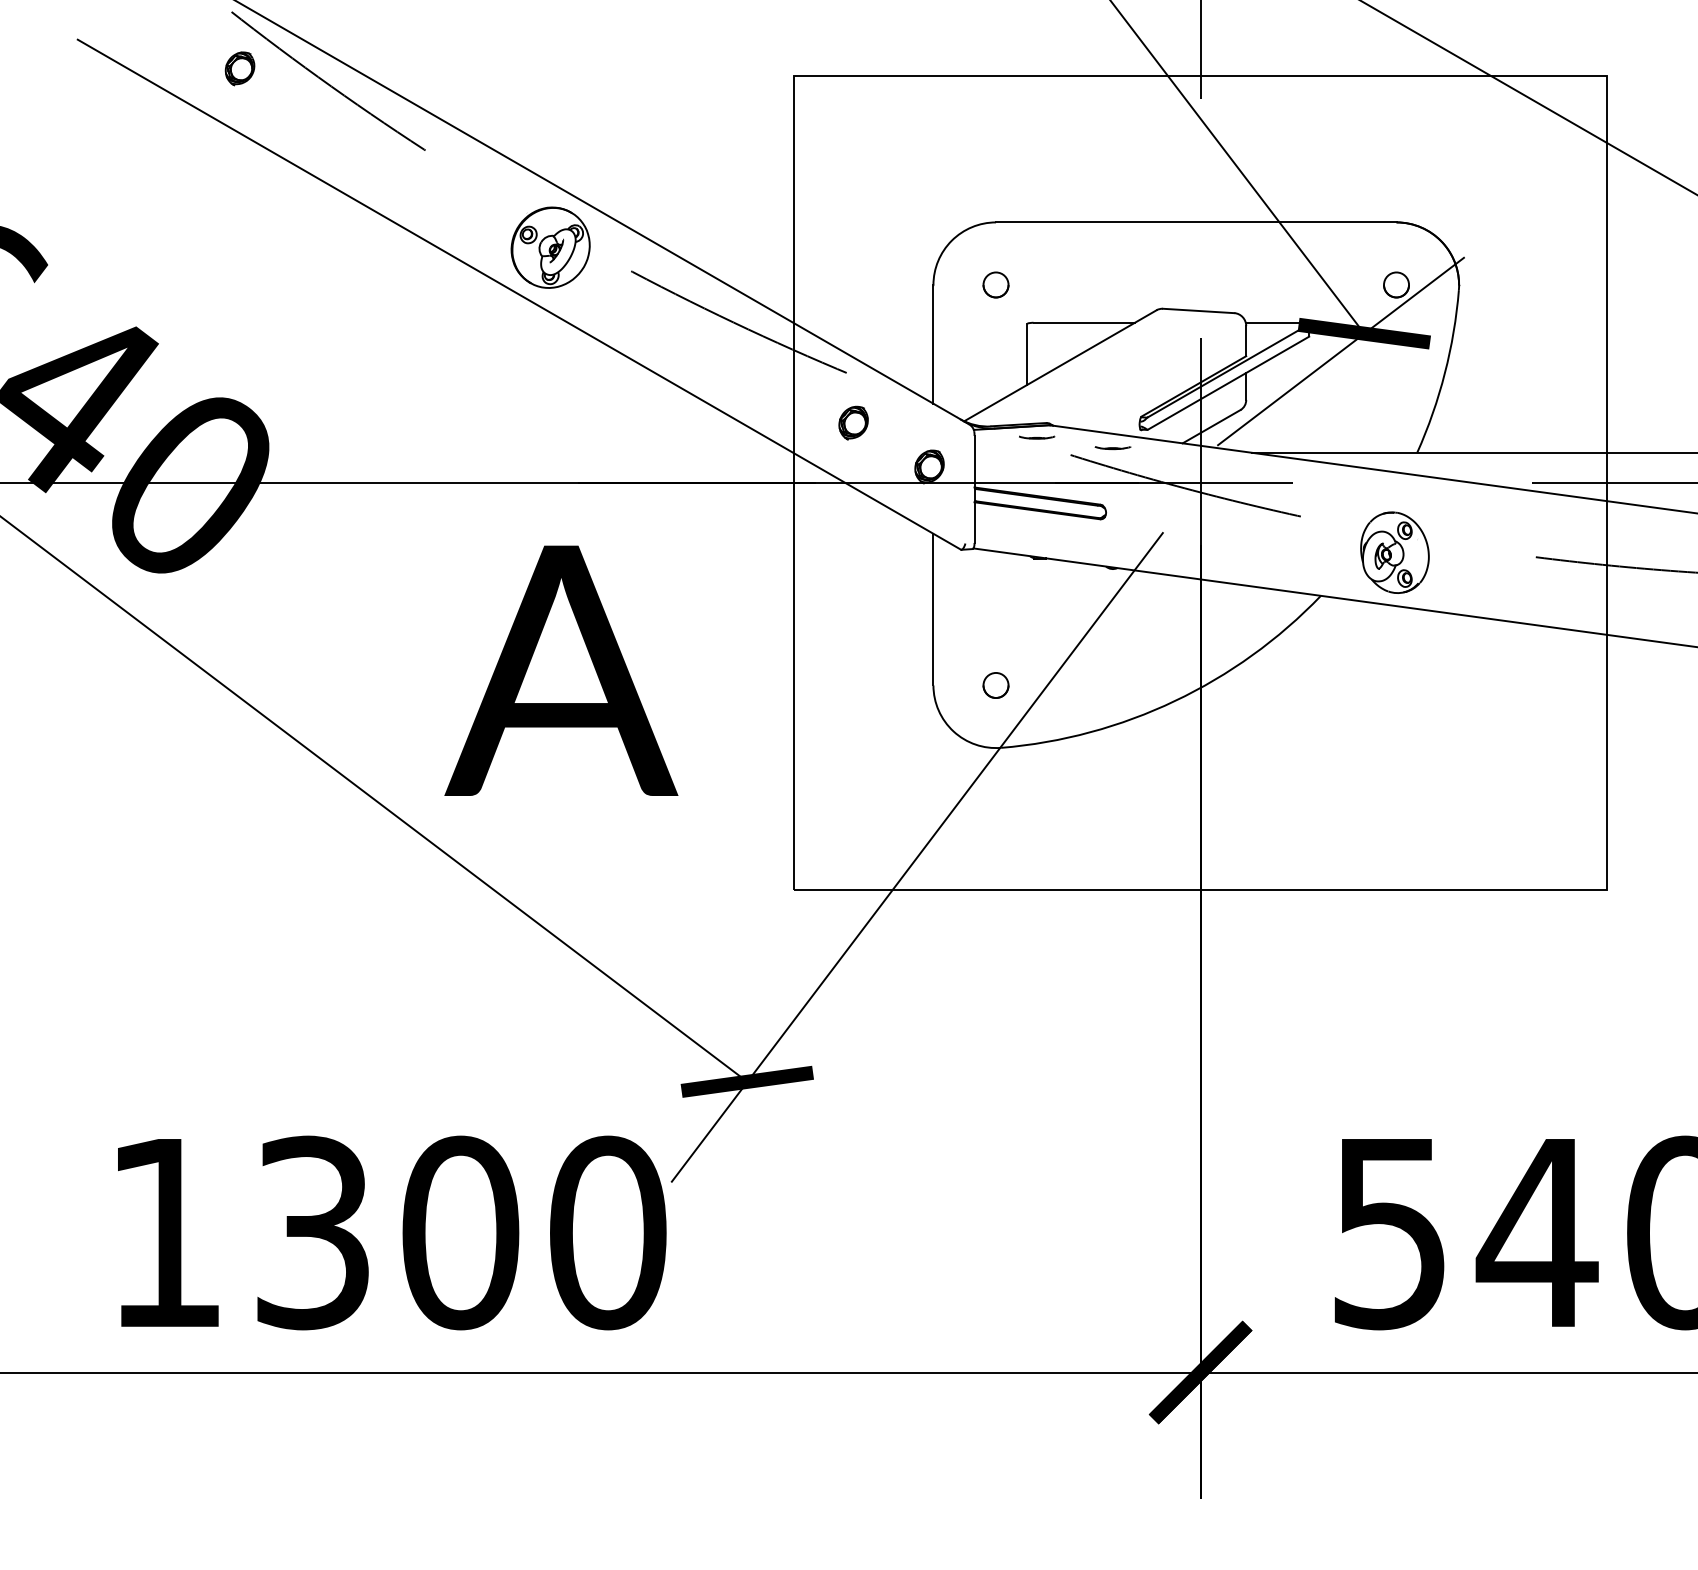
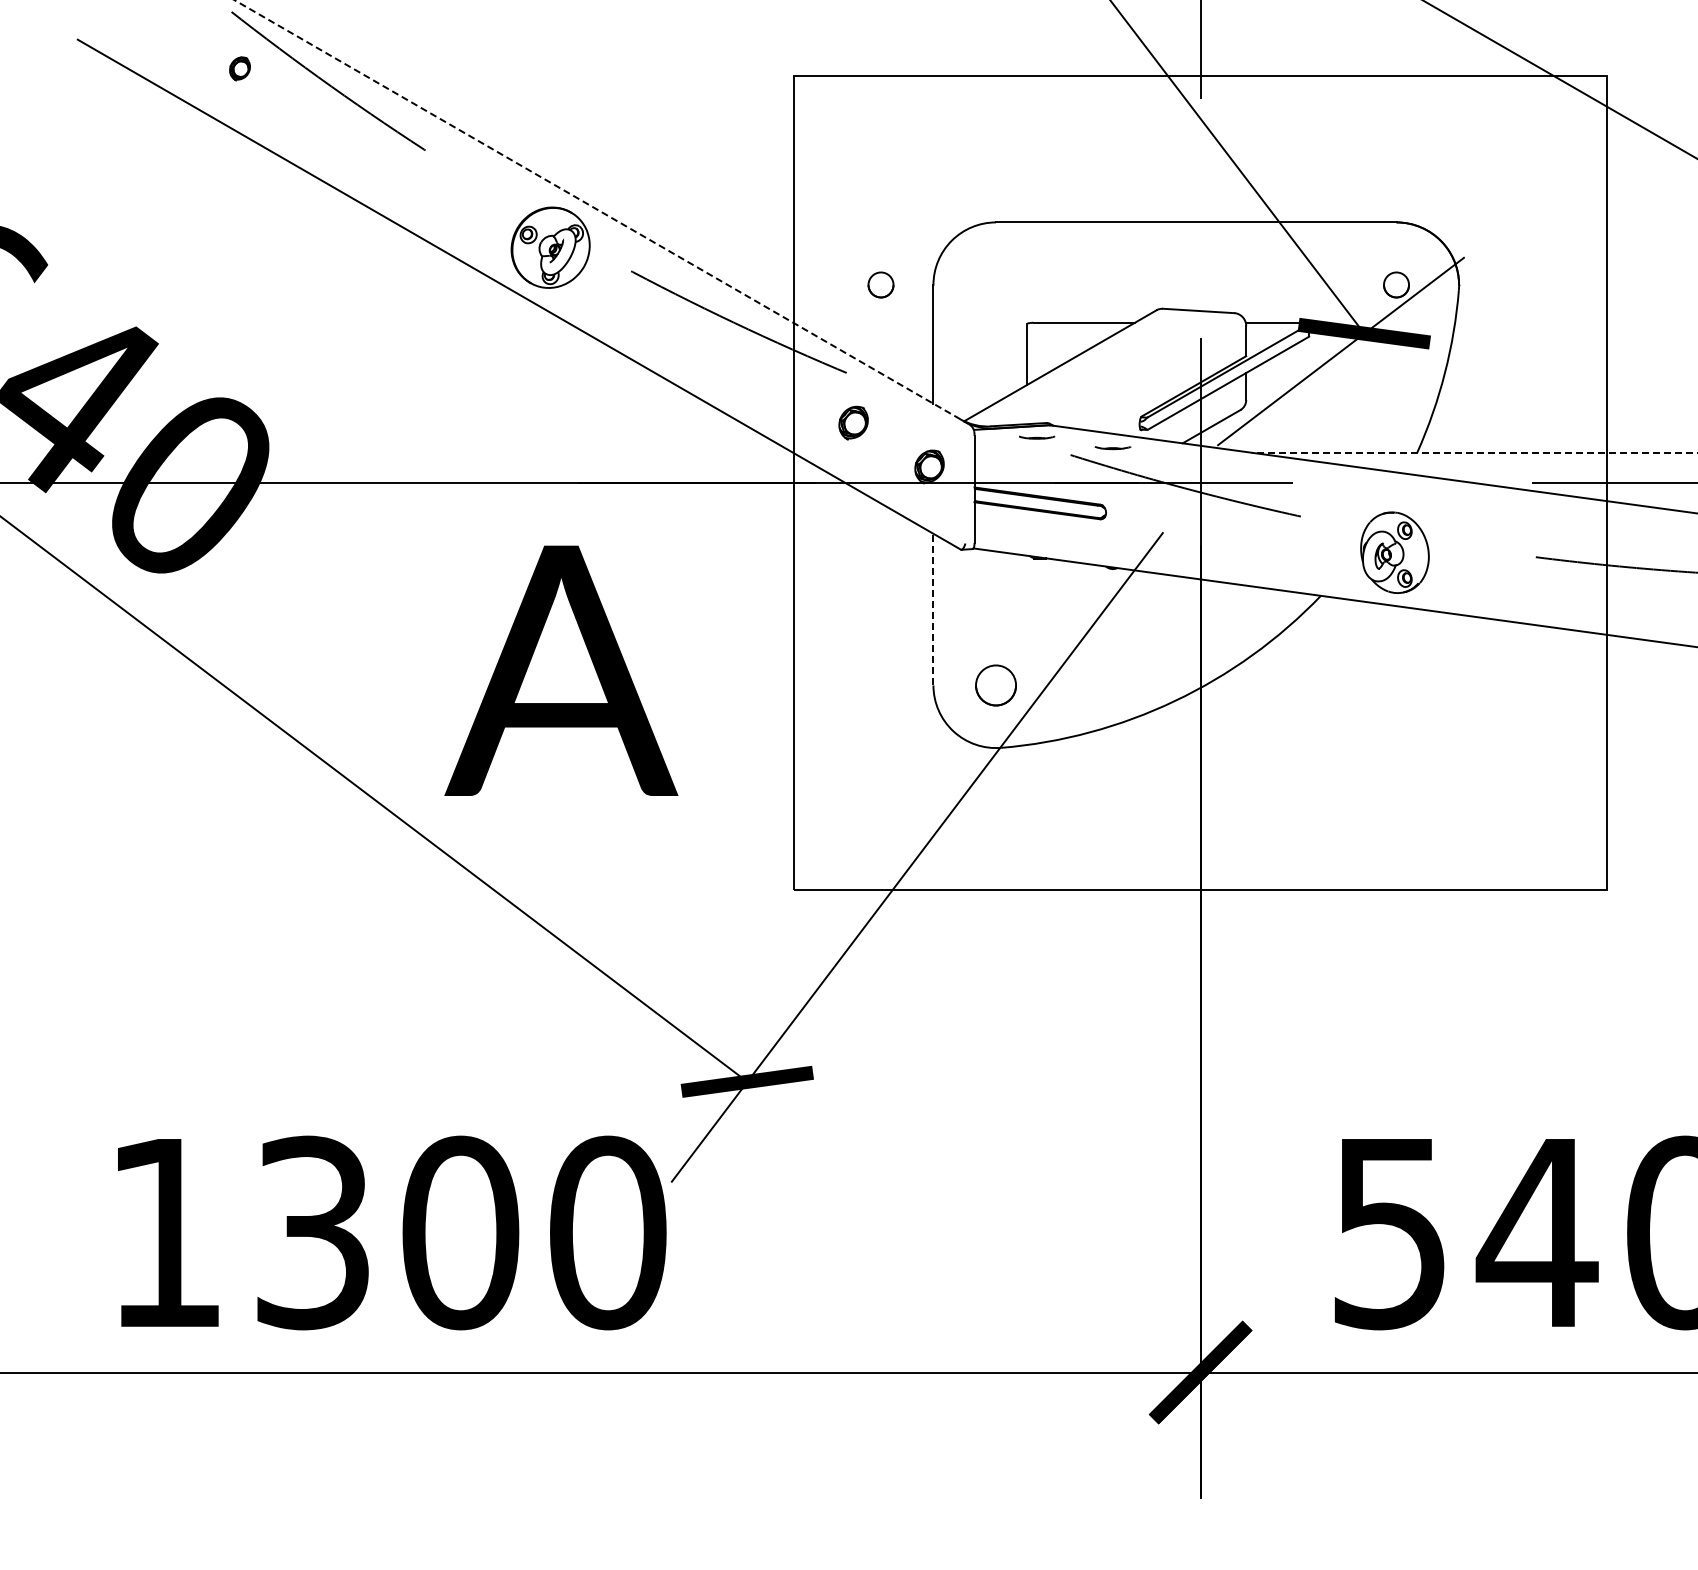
part size: 32x36 px -> 22x26 px (239, 68)
line position: (1528, 97) -> (1559, 79) (1559, 79)
line: solid -> dashed (601, 212)
circle position: (995, 284) -> (880, 284) (880, 284)
line: solid -> dashed (1474, 452)
line: solid -> dashed (933, 609)
circle size: 28x27 px -> 42x43 px (995, 685)
